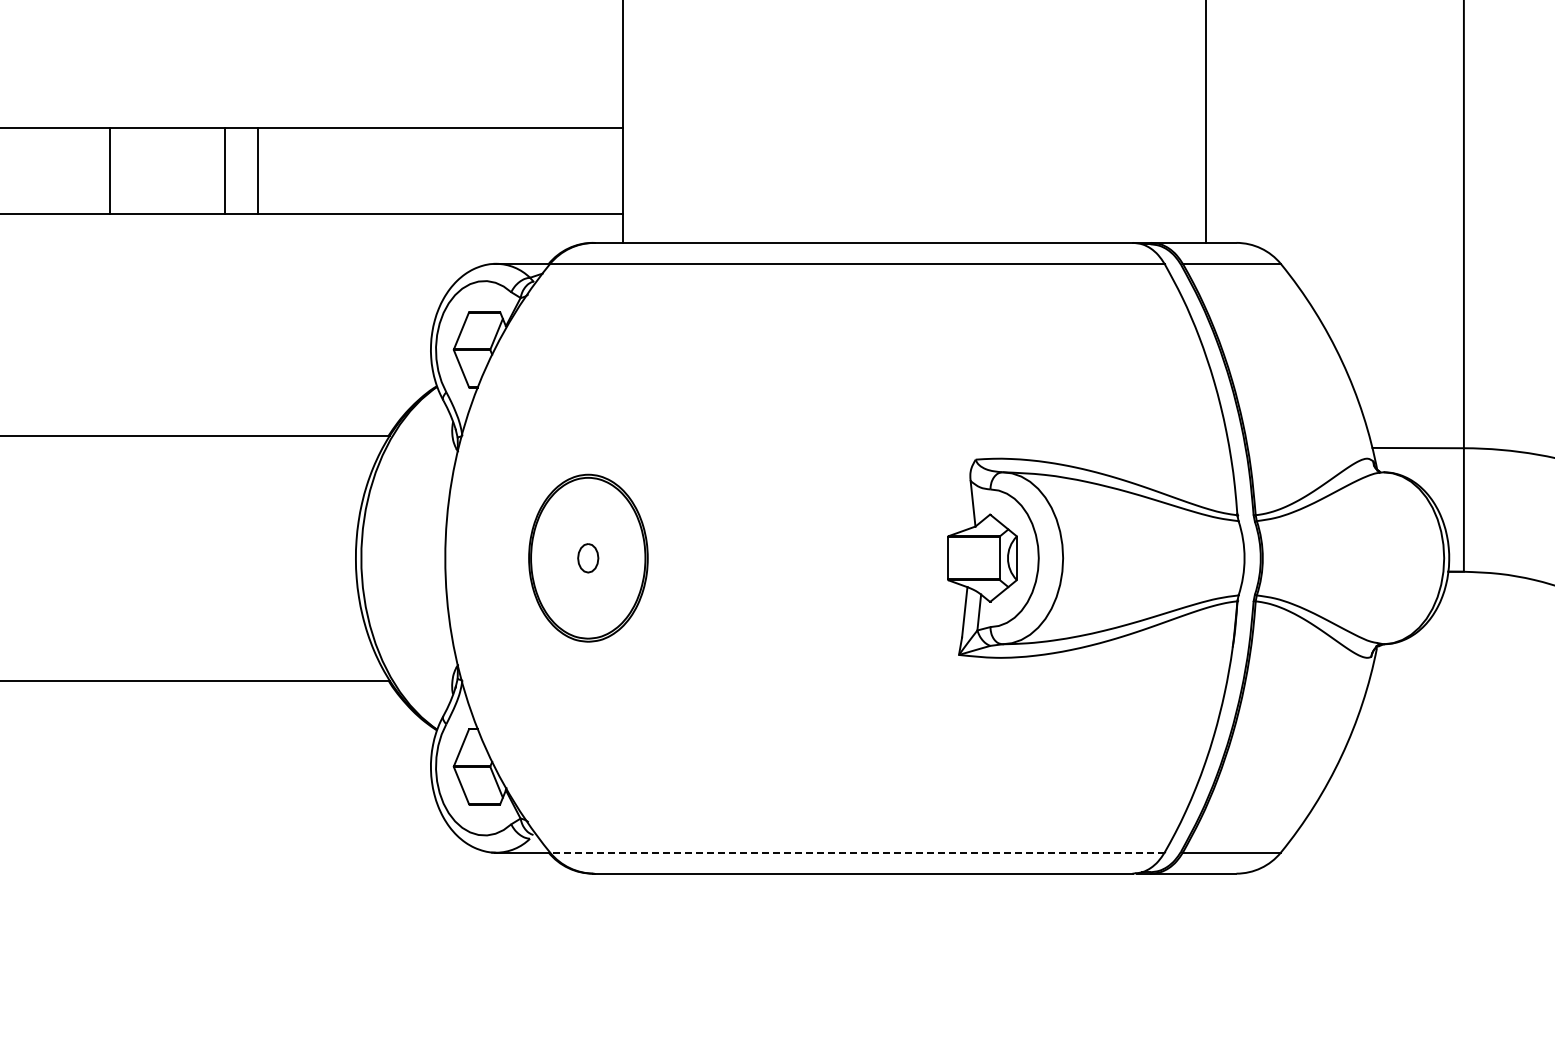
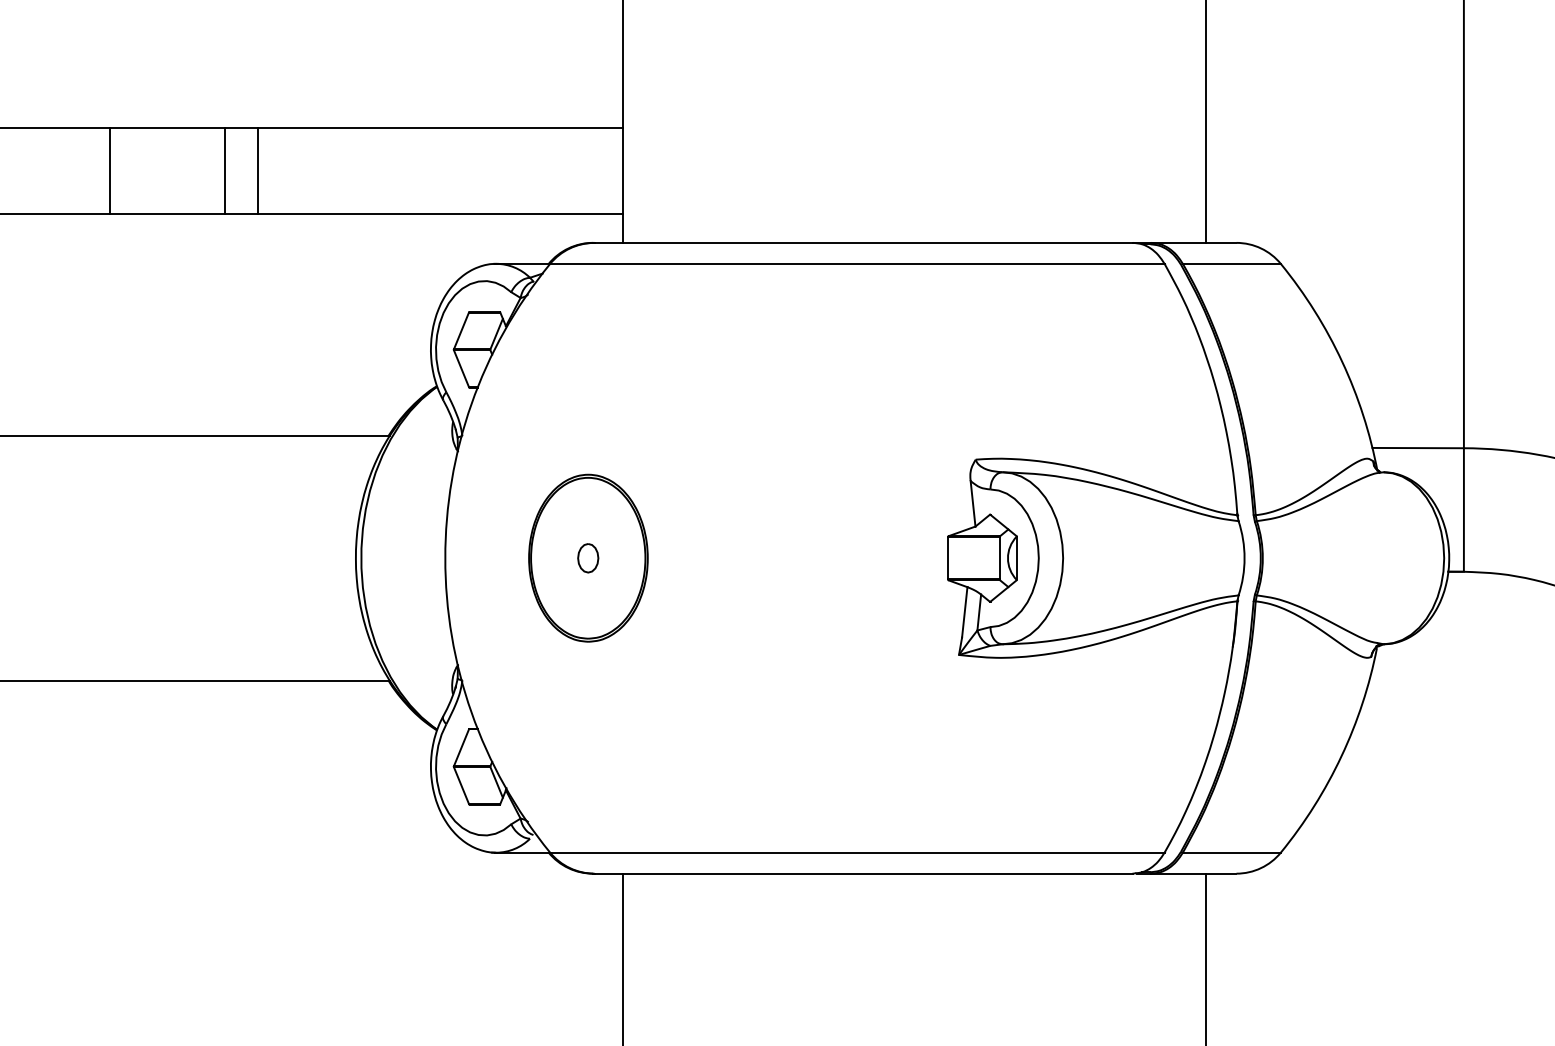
line: dashed -> solid (856, 852)
line: none -> present (623, 957)
line: none -> present (1206, 957)
